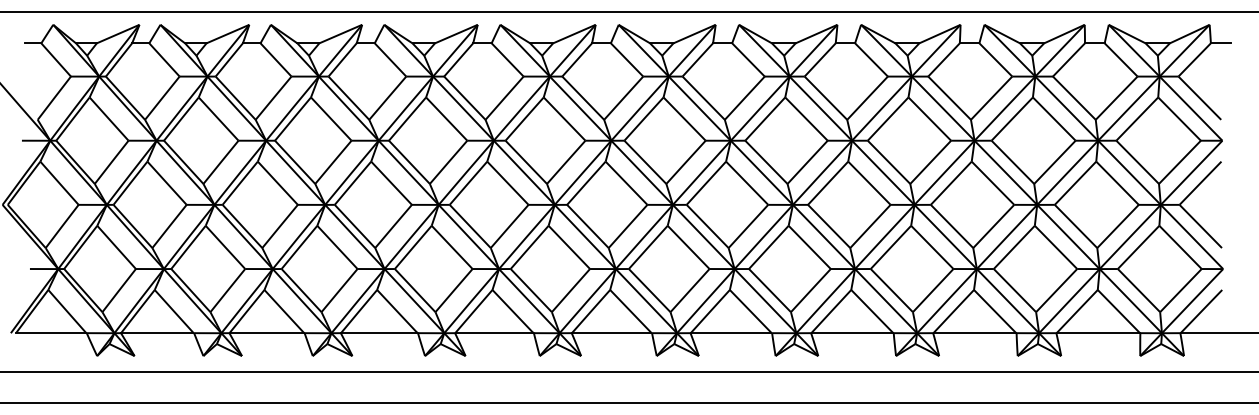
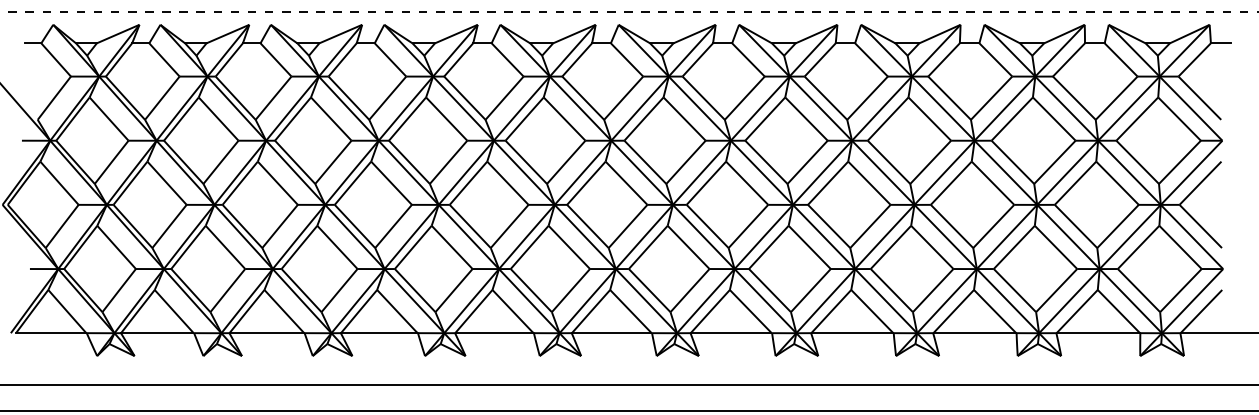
line: solid -> dashed (629, 12)
line position: (628, 371) -> (628, 384) (628, 384)
line position: (628, 402) -> (628, 410) (628, 410)
